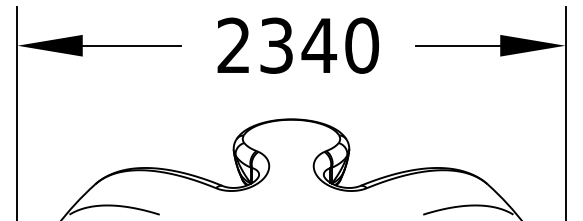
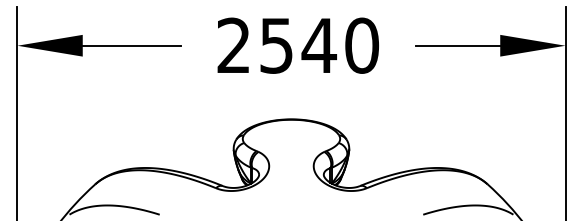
text: 2340 -> 2540 (276, 45)
